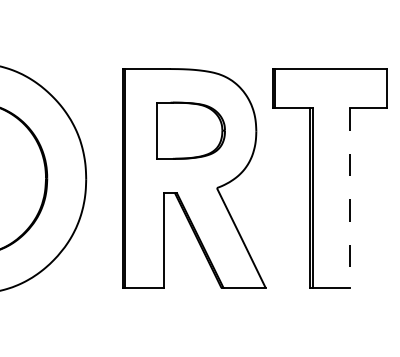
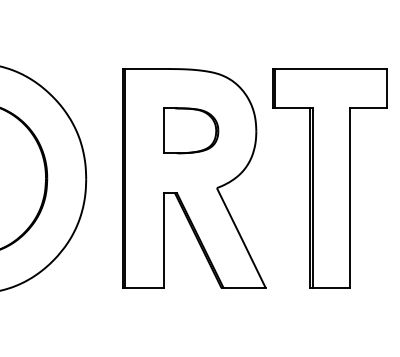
part size: 70x59 px -> 57x48 px (191, 130)
line: dashed -> solid (350, 198)
